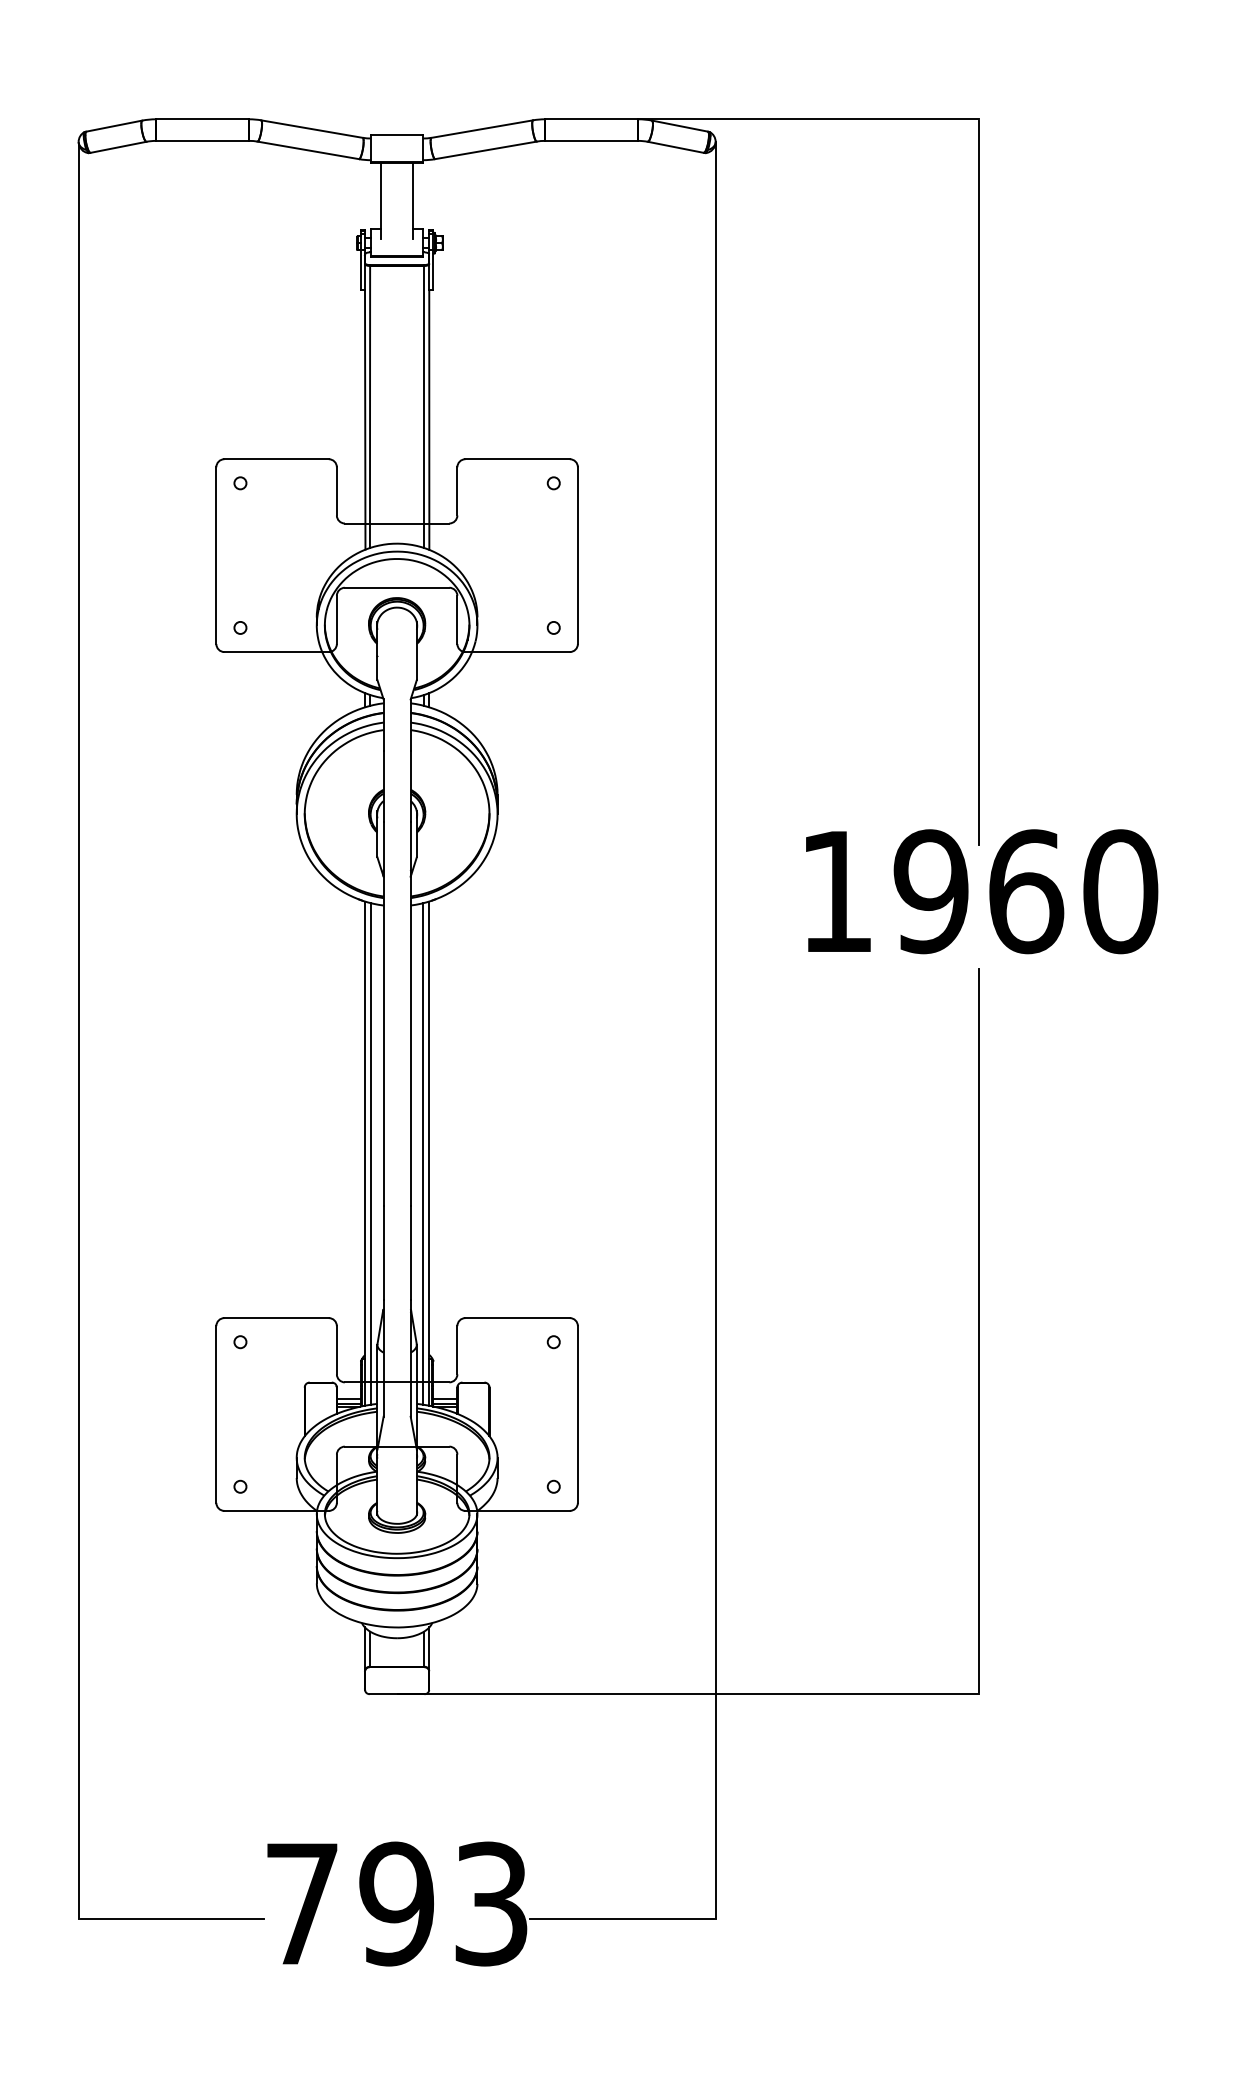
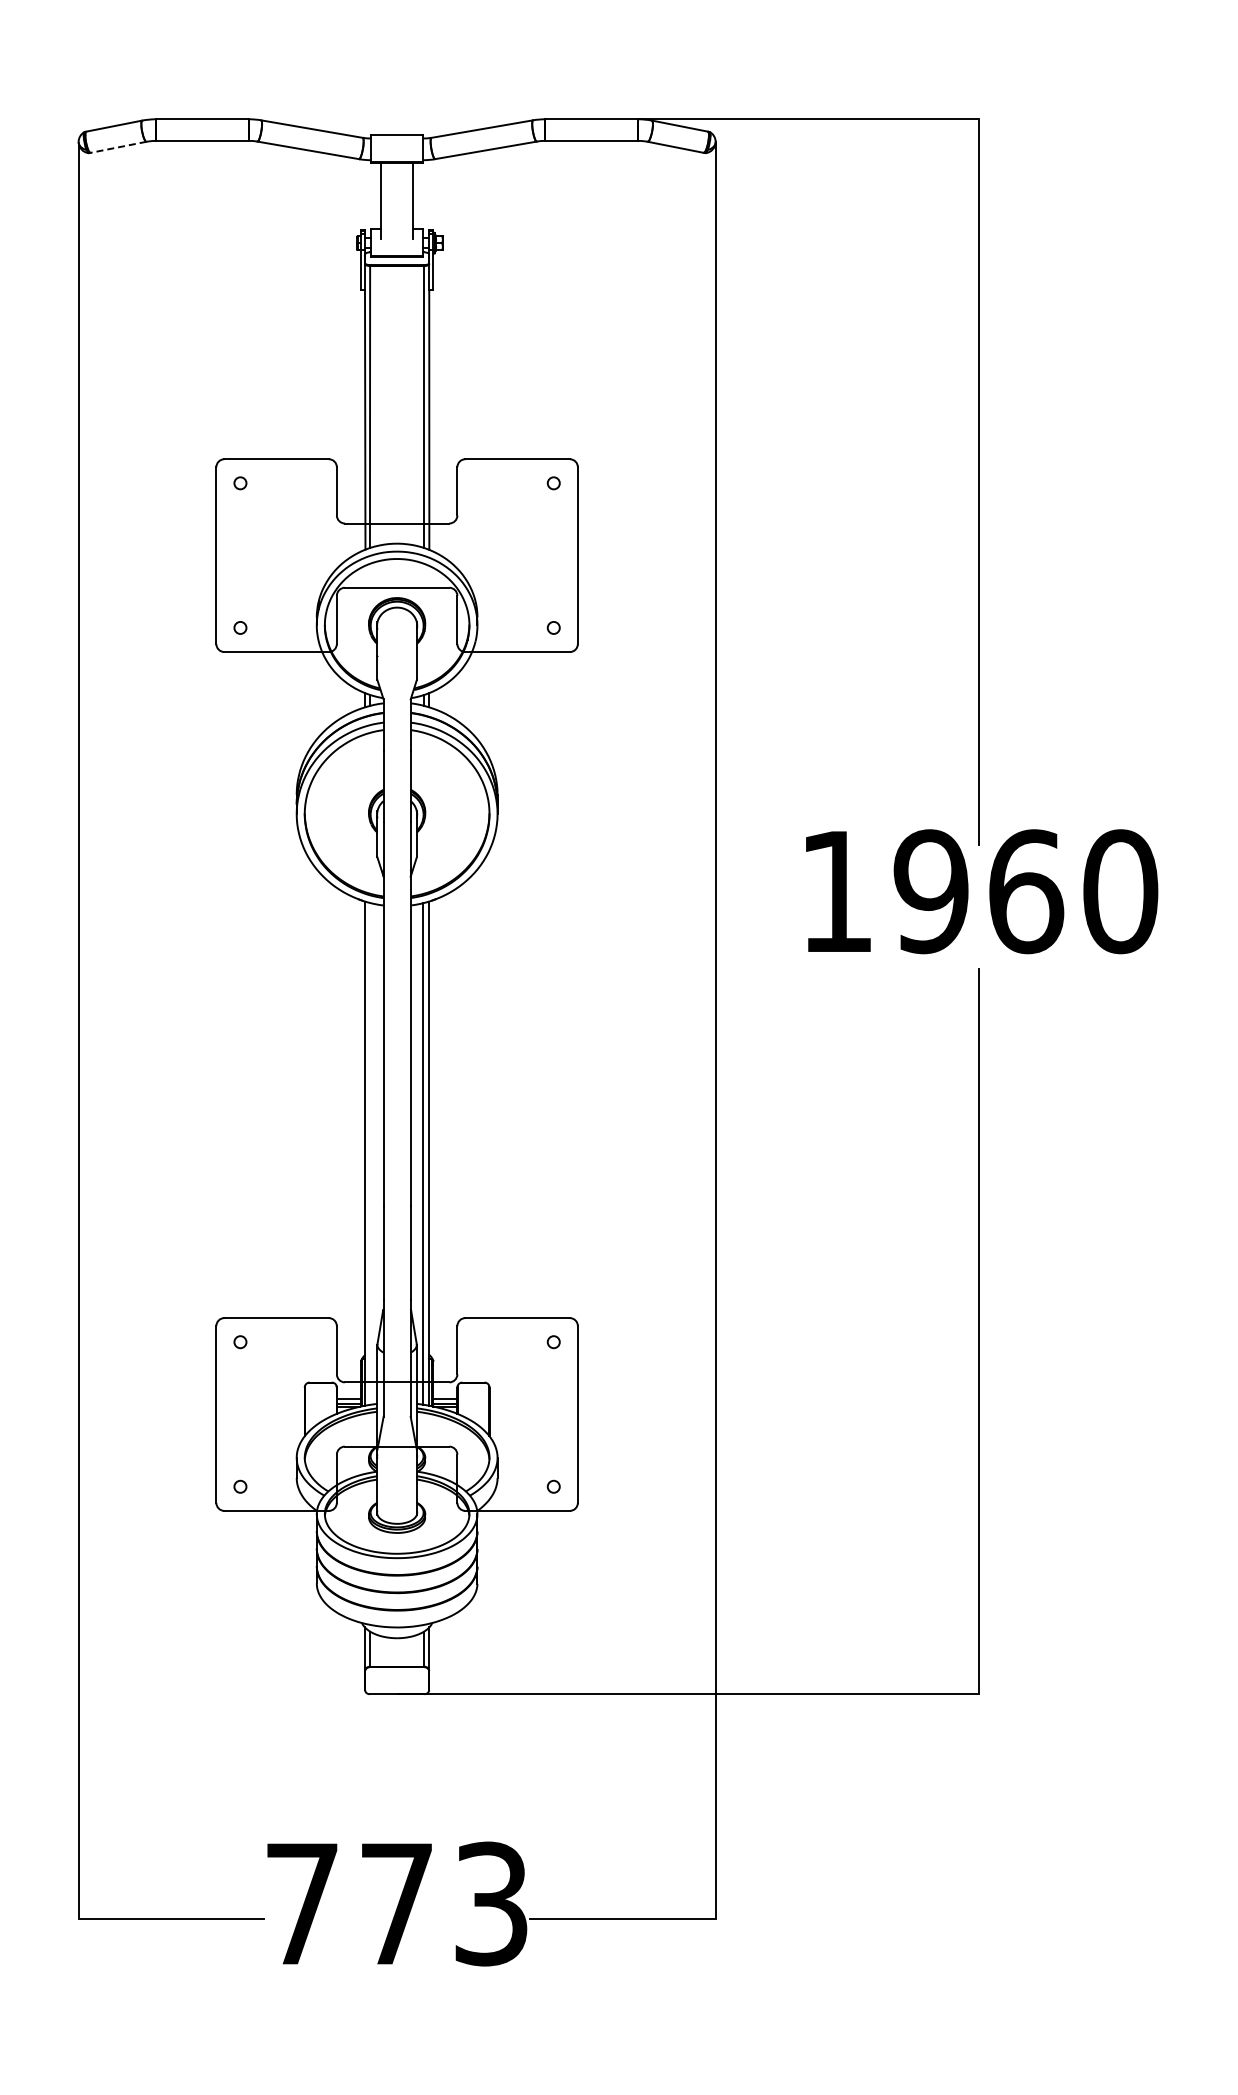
line: solid -> dashed (118, 147)
line: present -> none (371, 1153)
text: 793 -> 773 (396, 1903)
